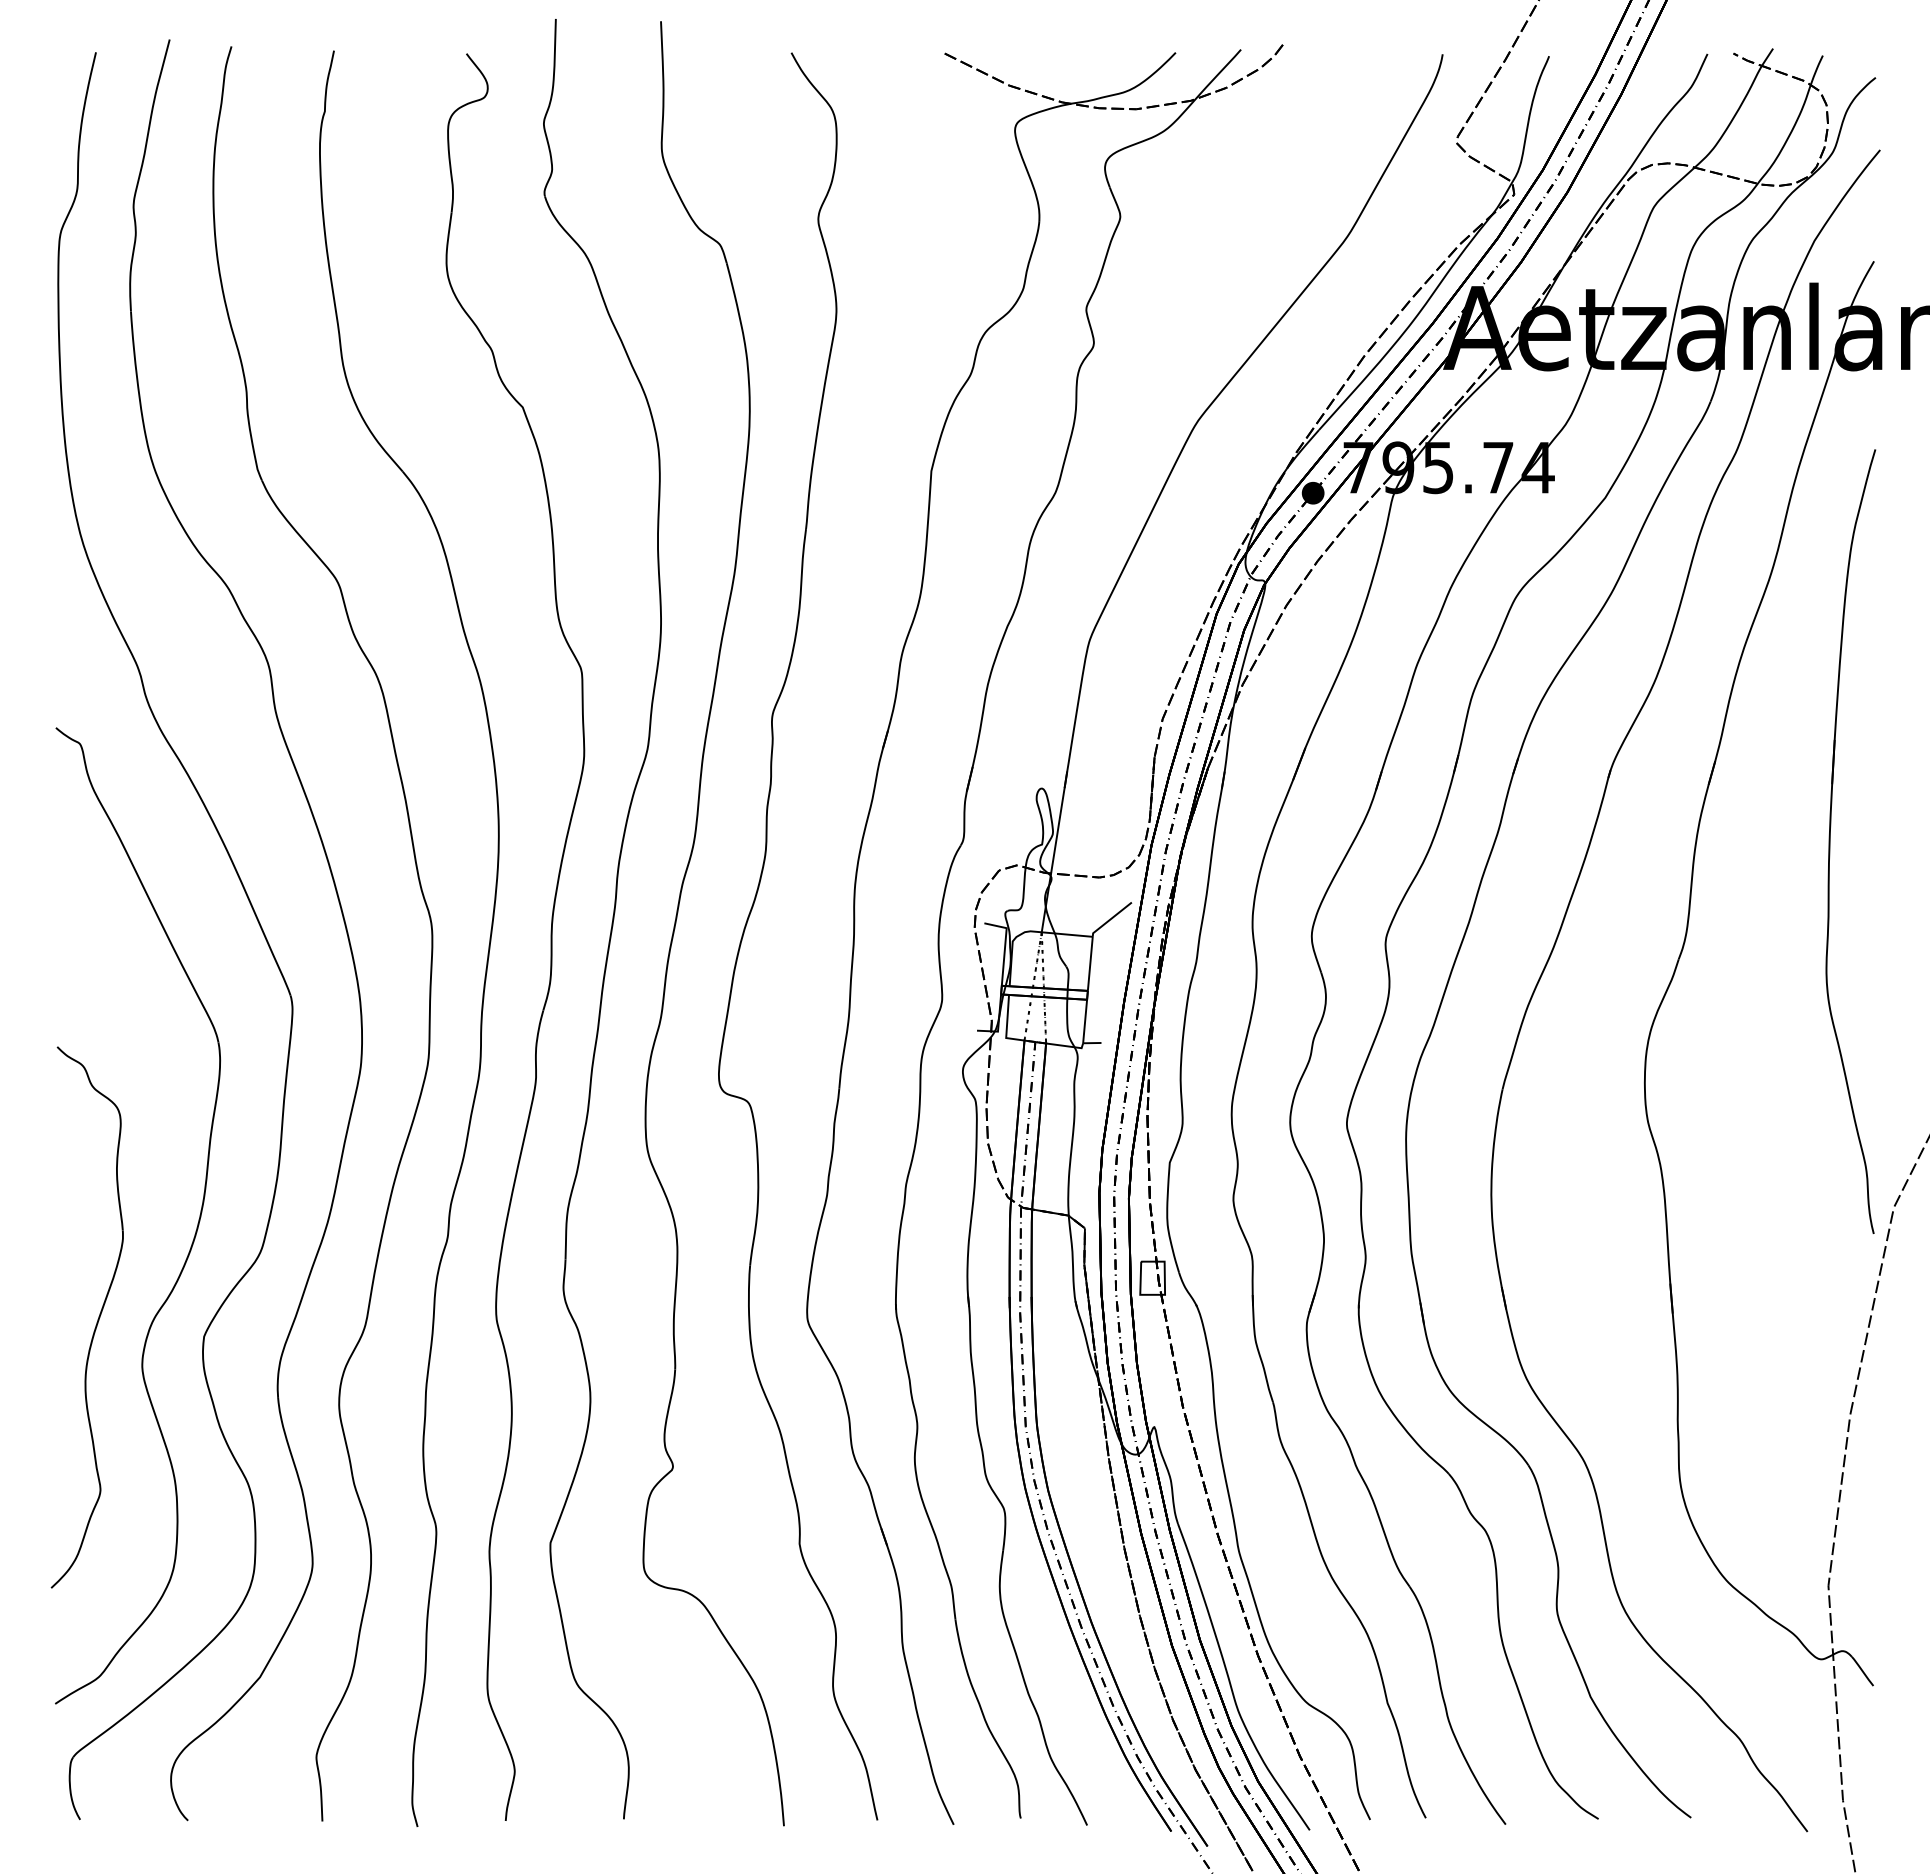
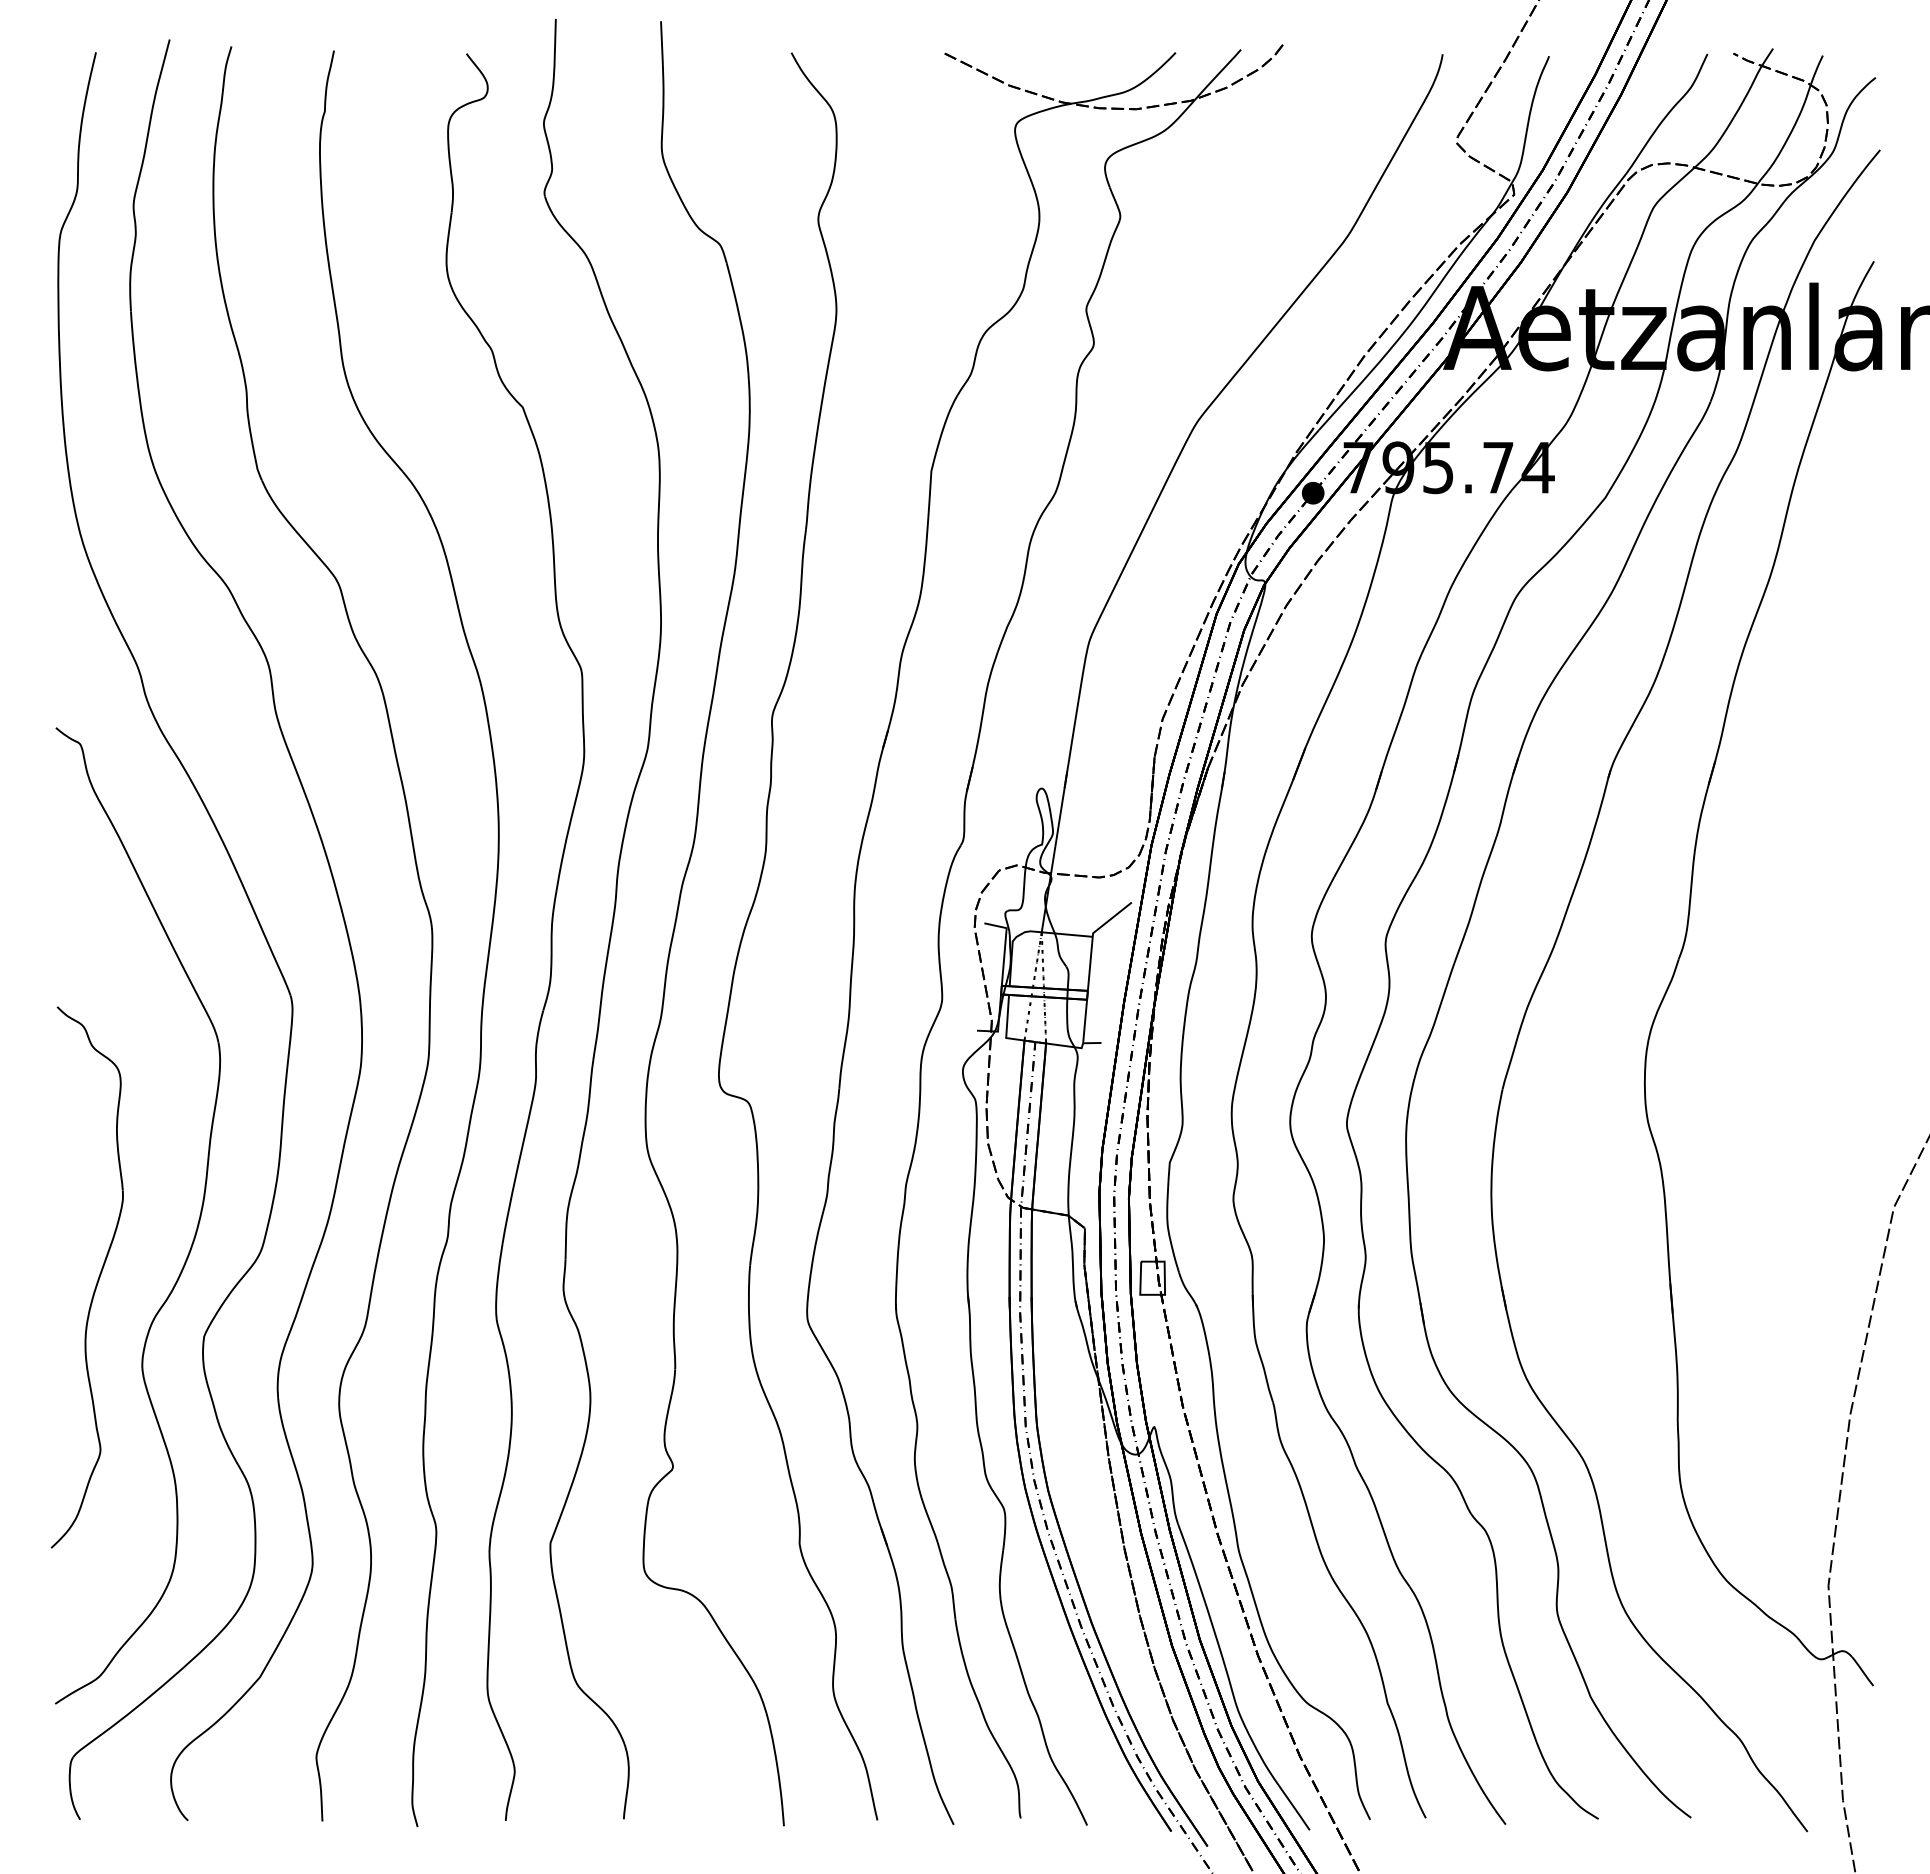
part: present -> none (1830, 841)
part position: (97, 1319) -> (97, 1279) (97, 1279)
